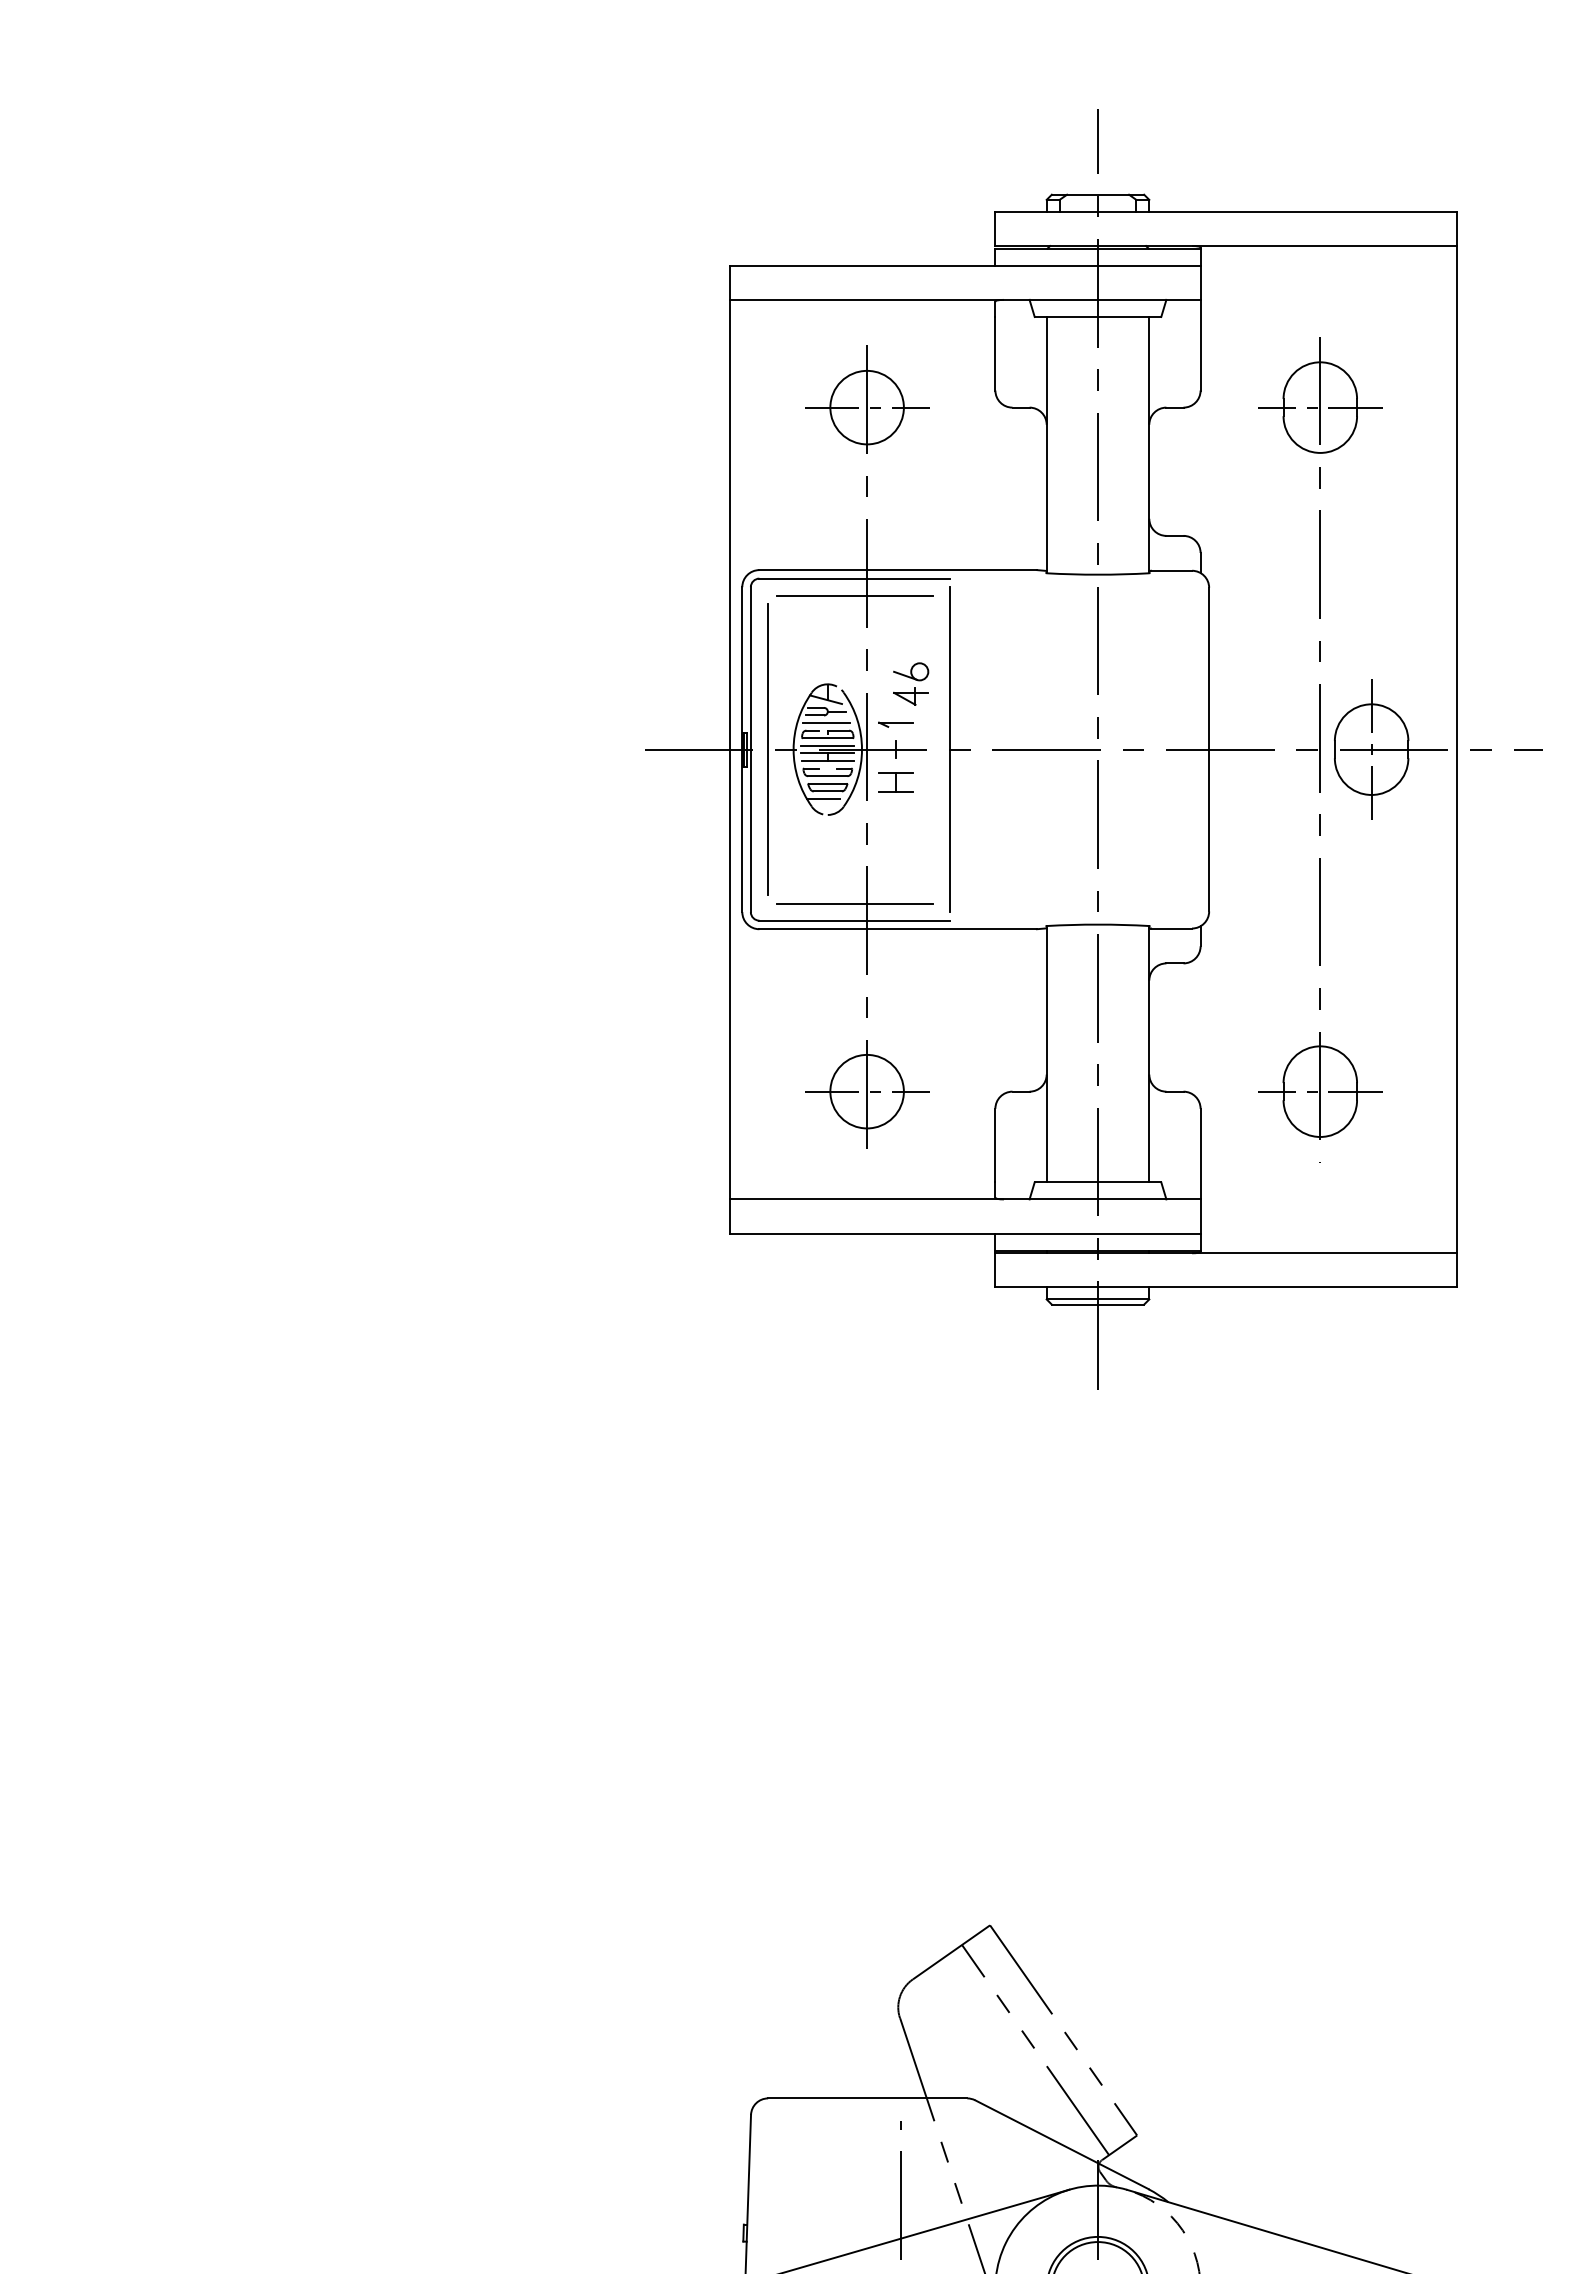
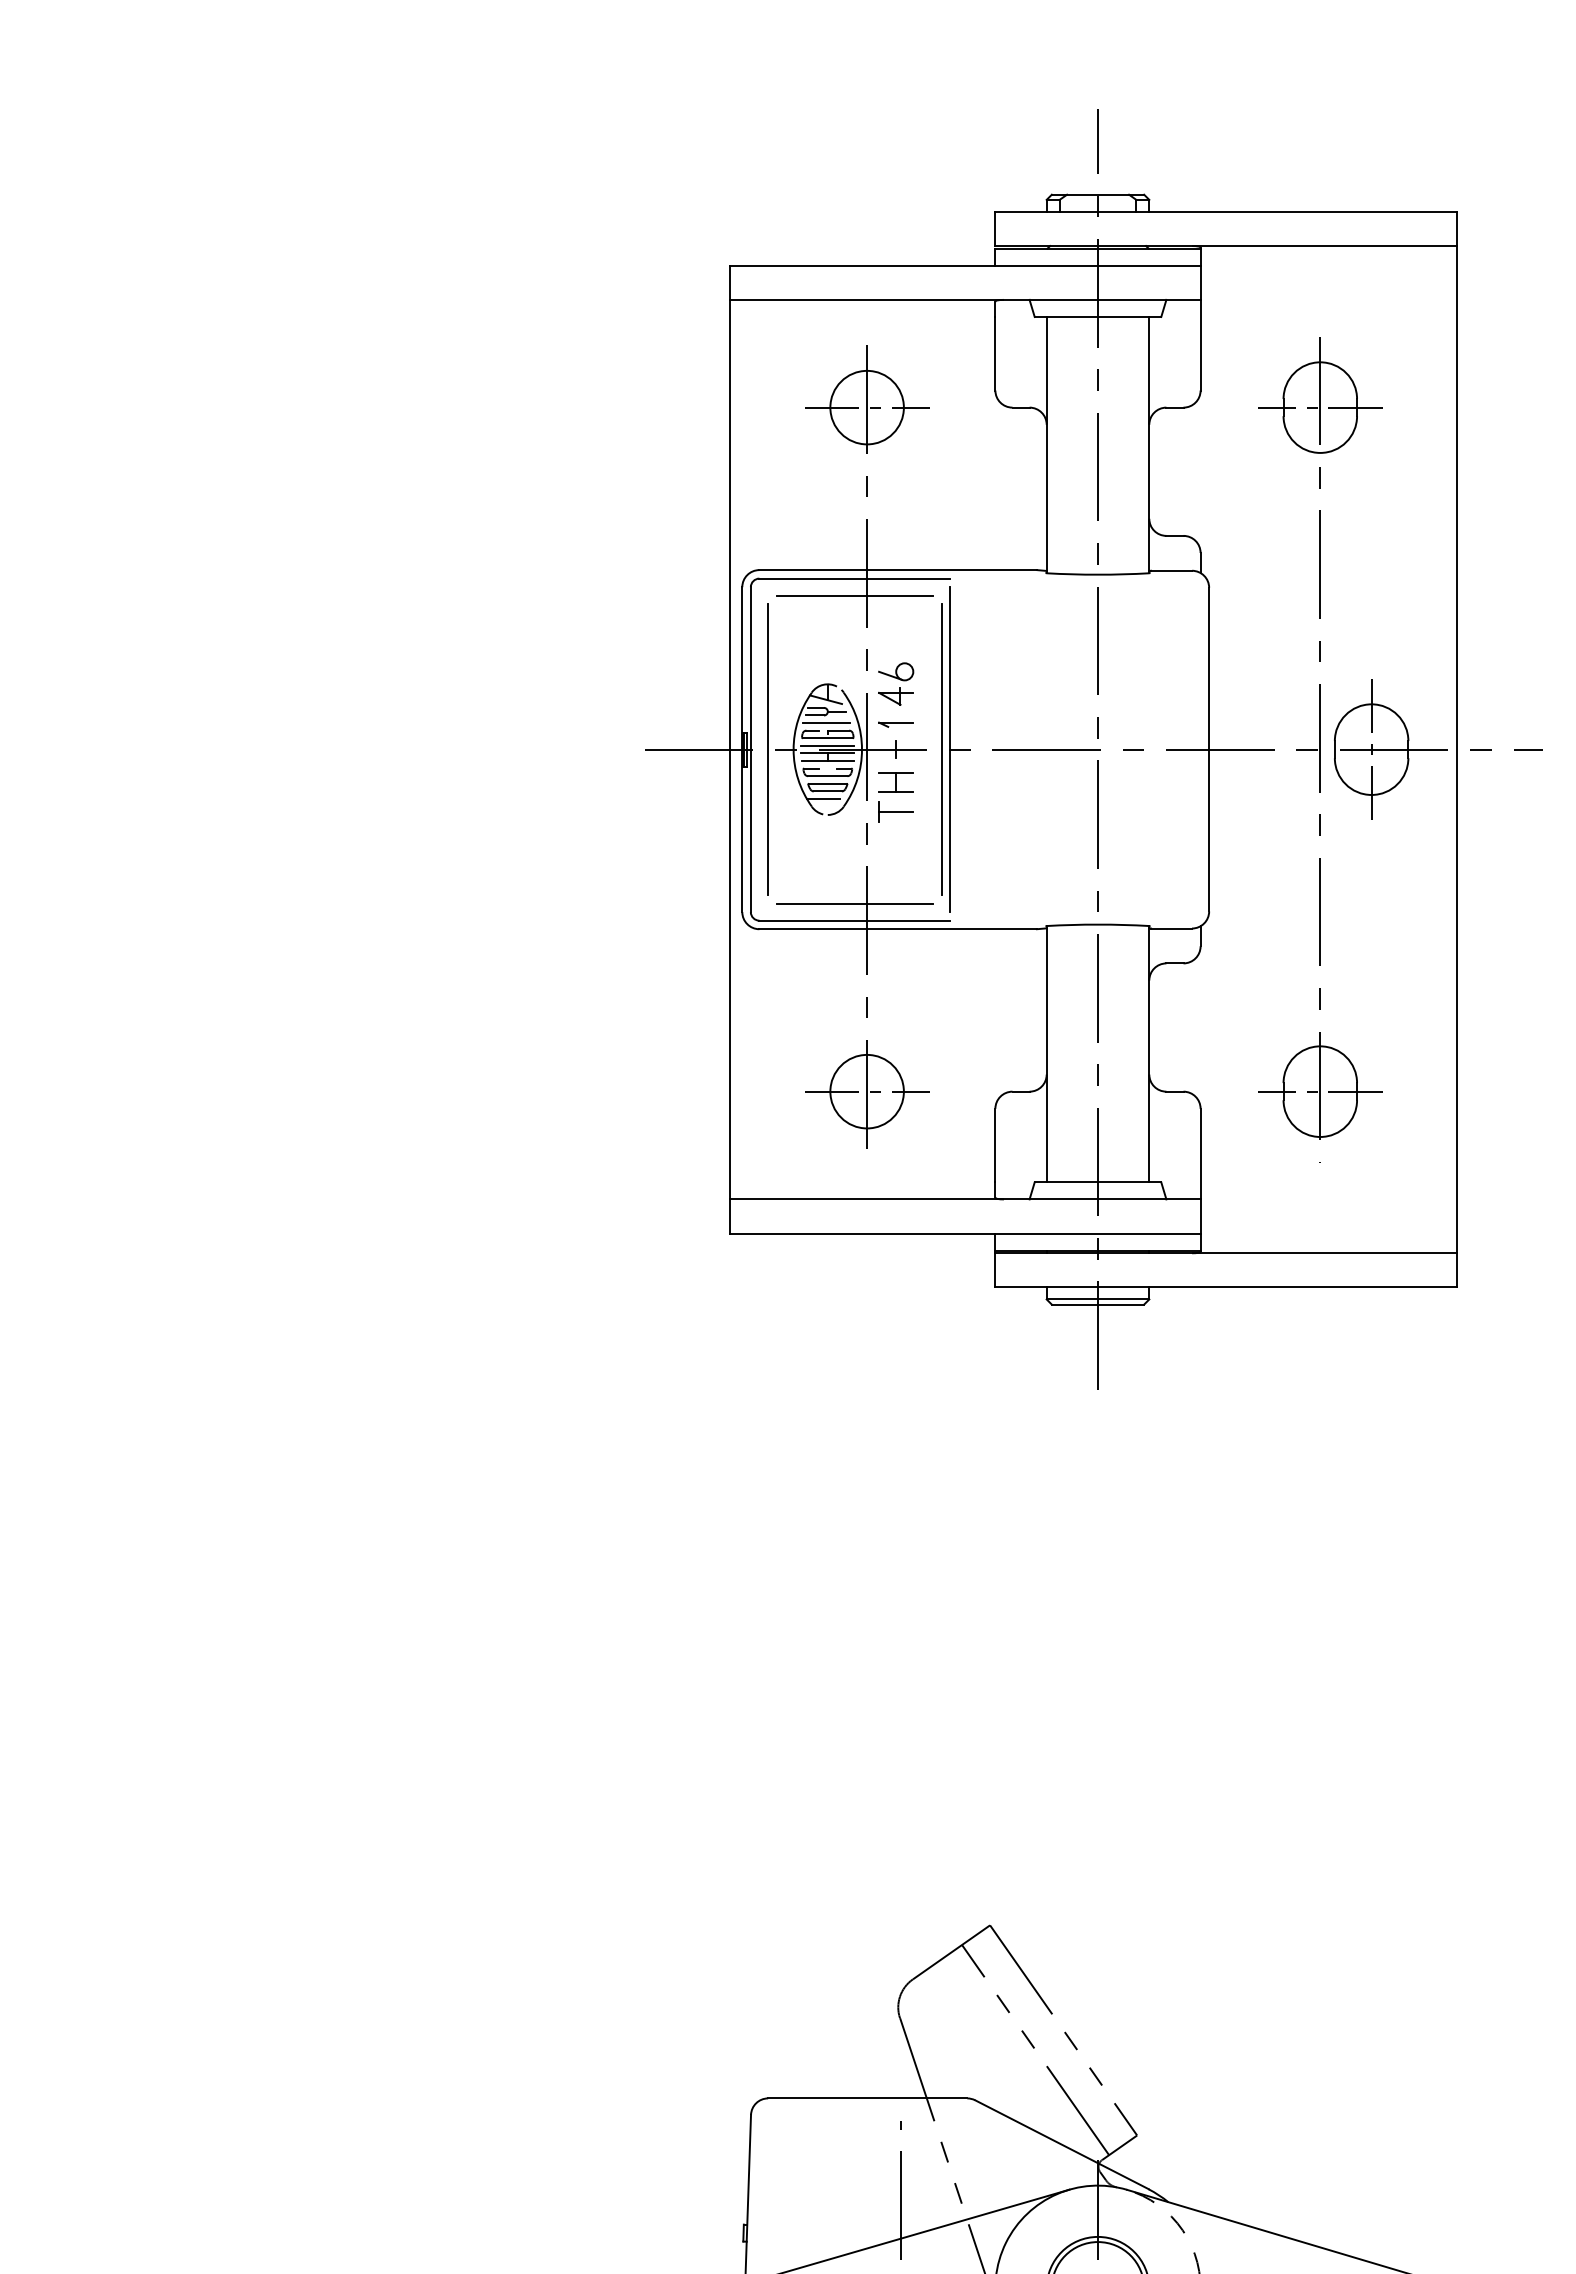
part position: (911, 683) -> (896, 683) (896, 683)
line: none -> present (941, 749)
part: none -> present (895, 811)
